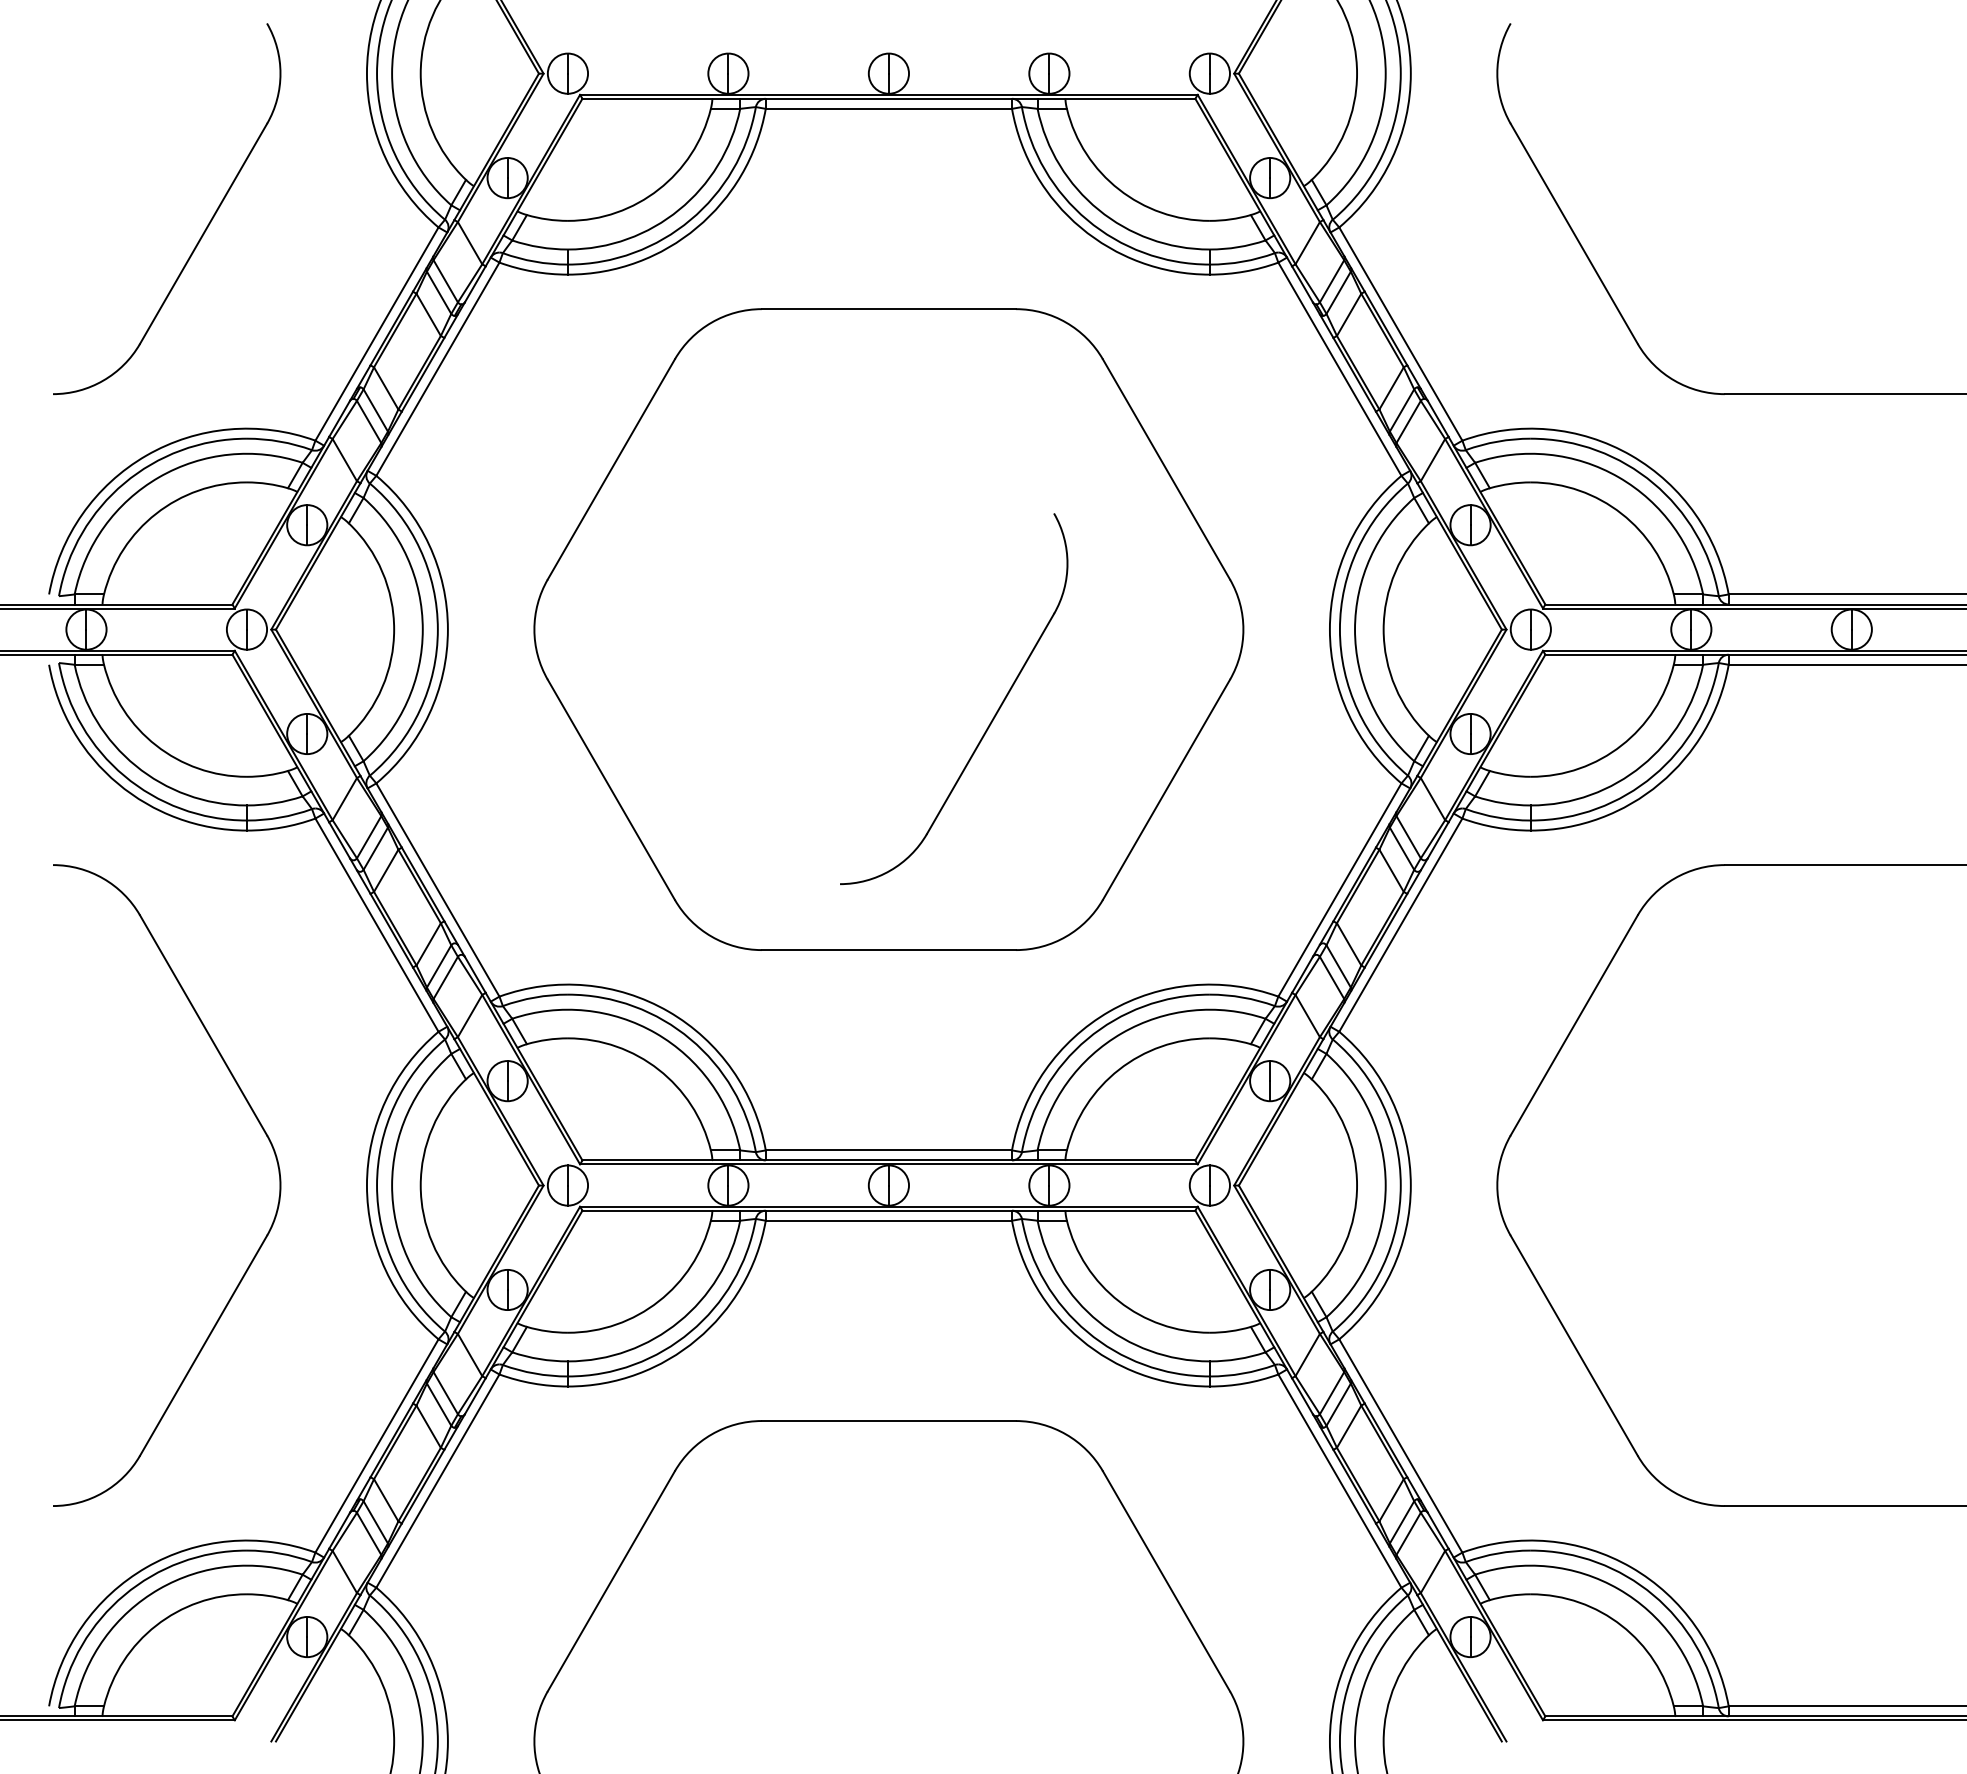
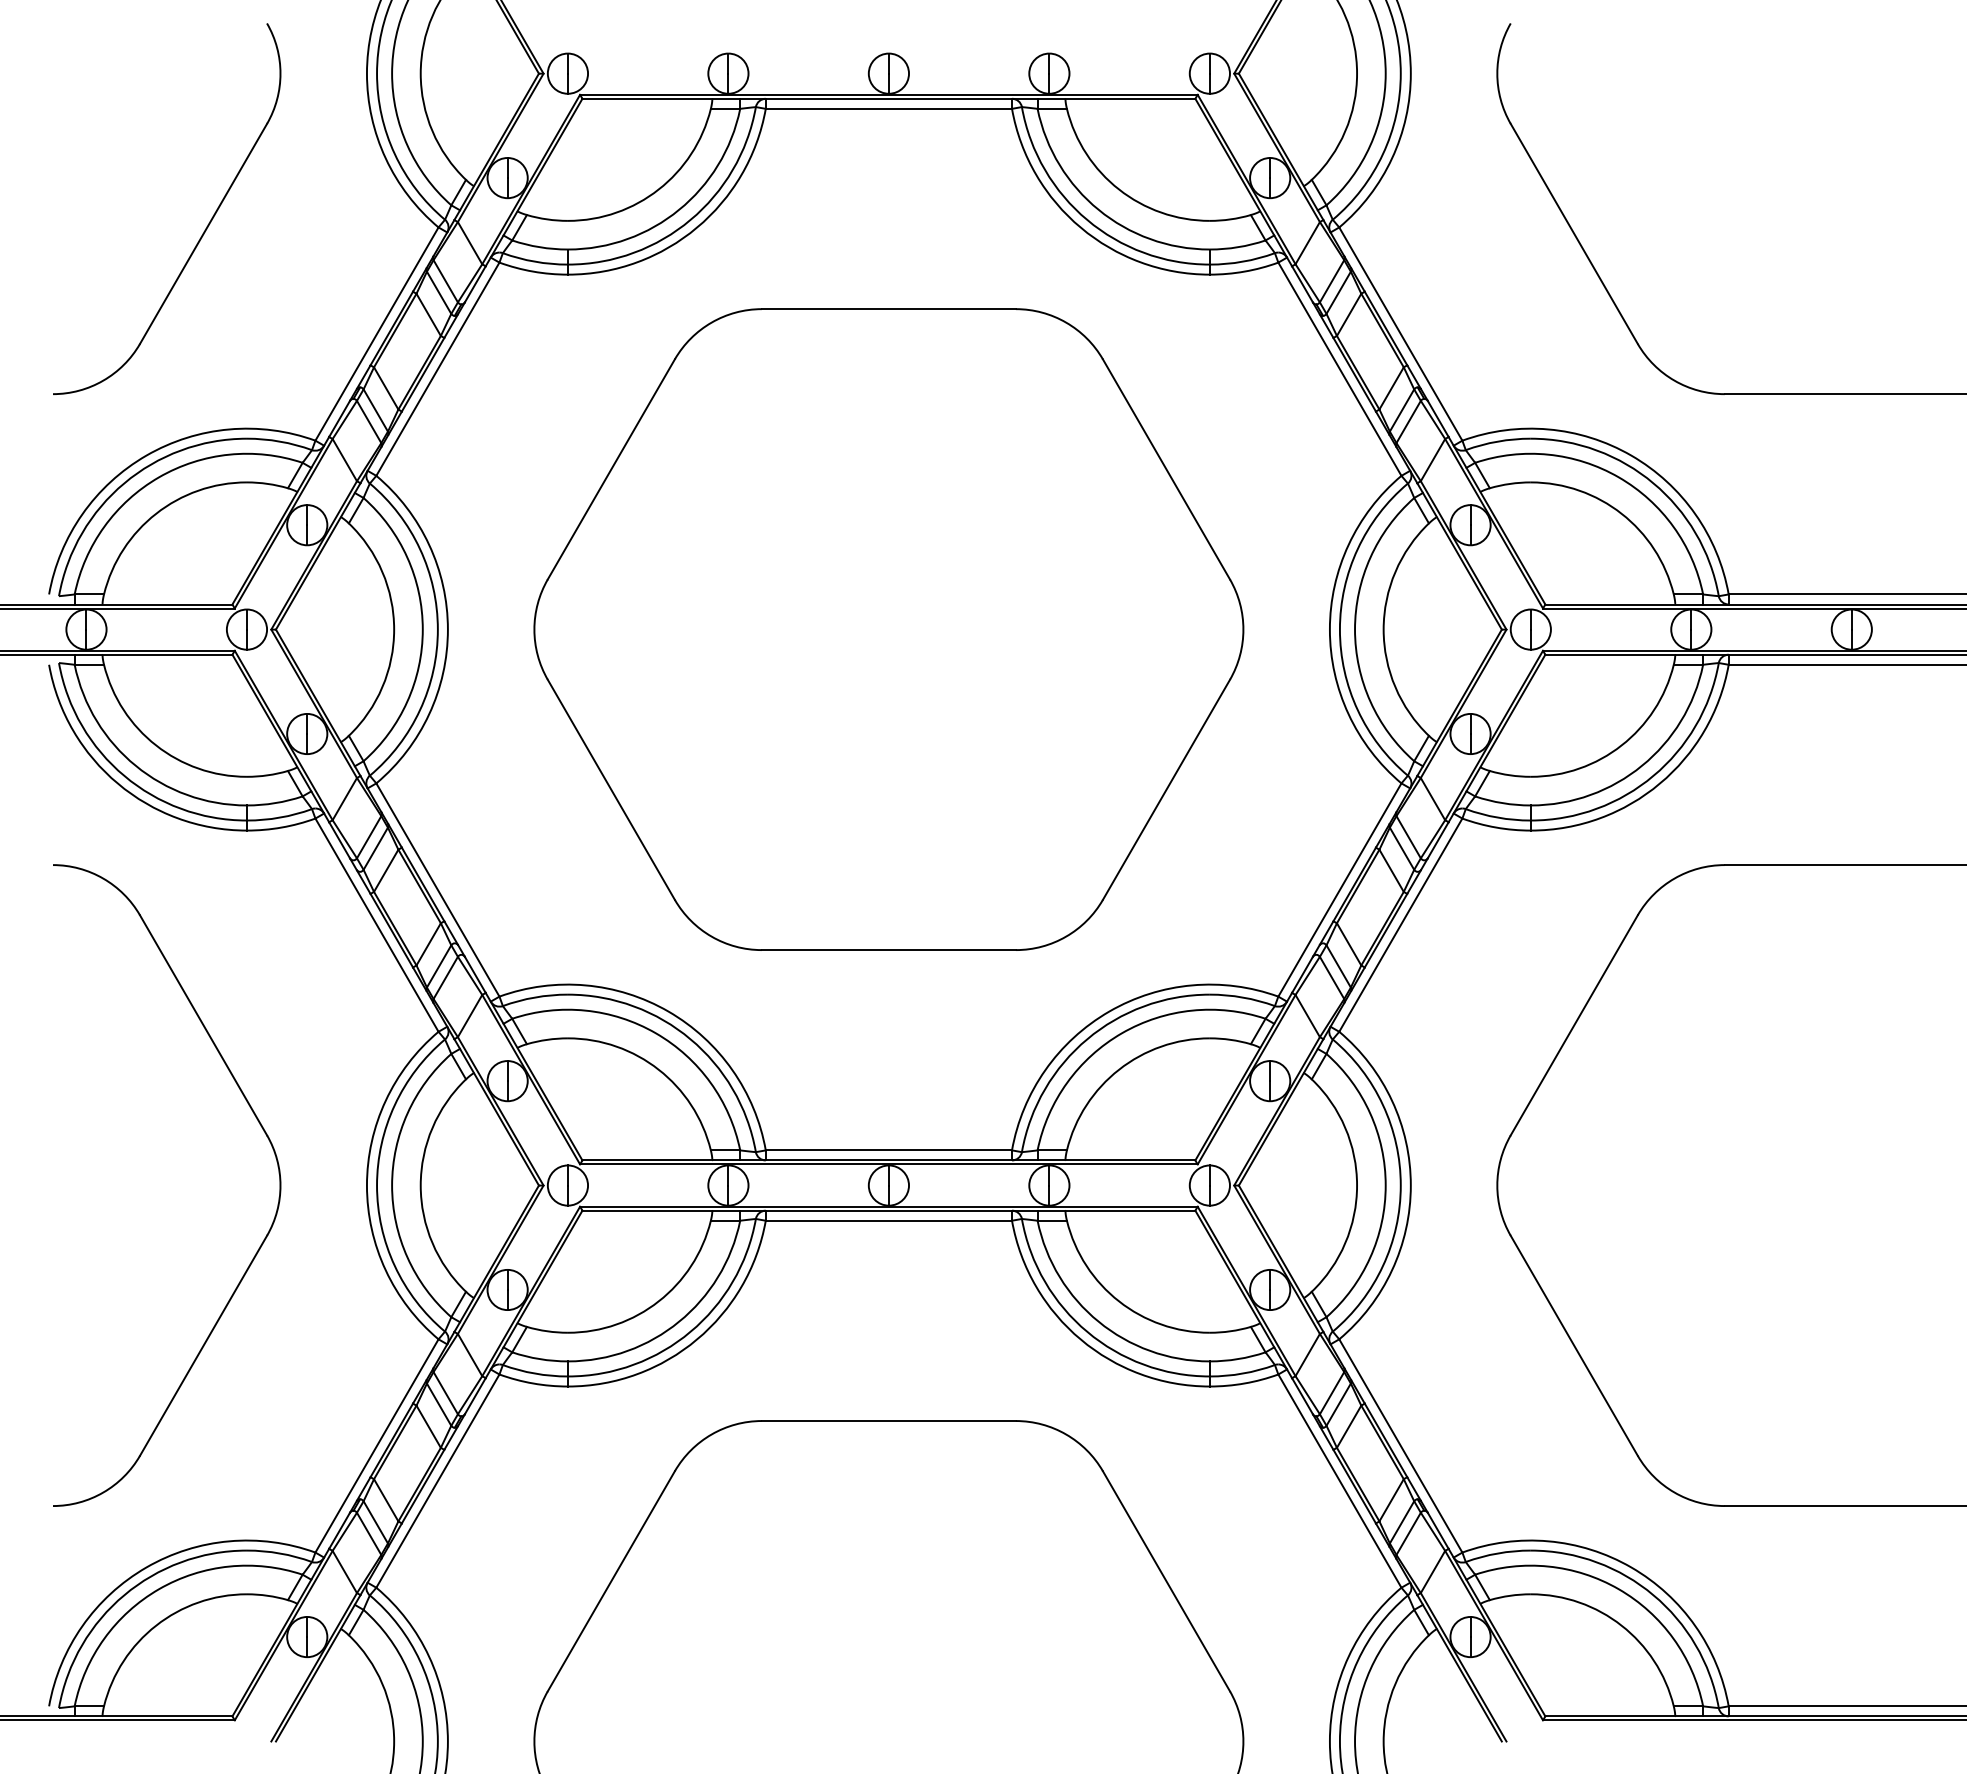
part: present -> none (990, 721)
